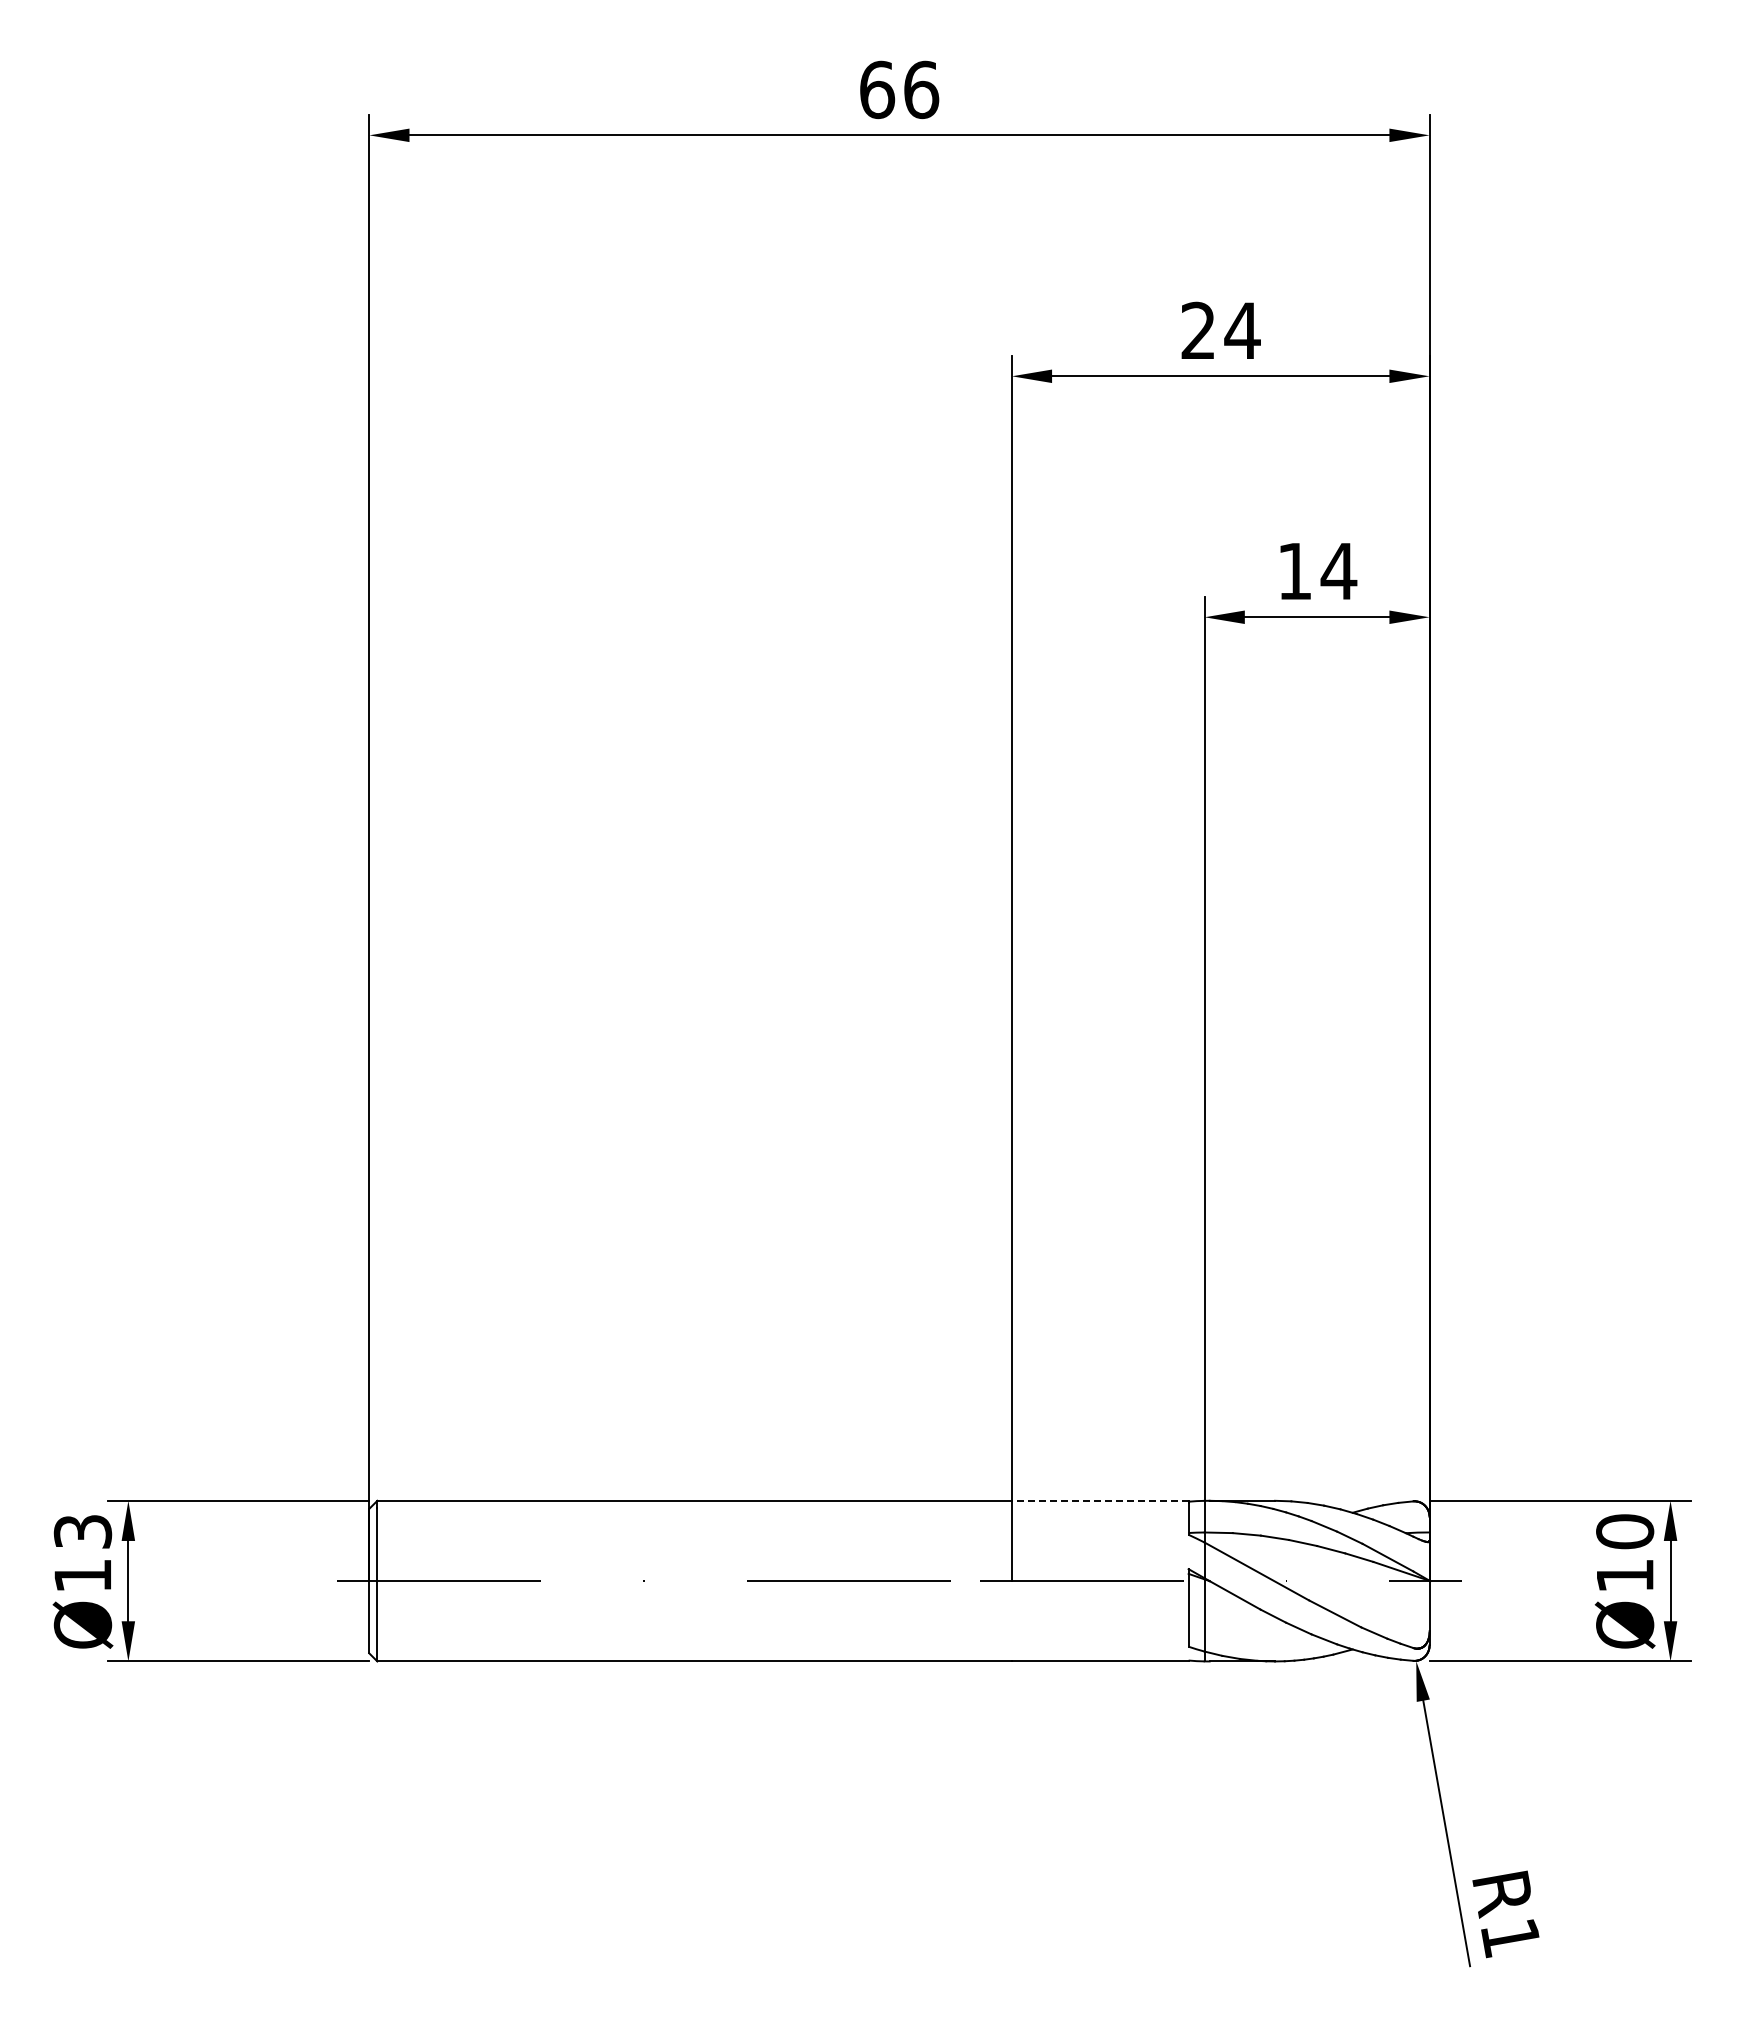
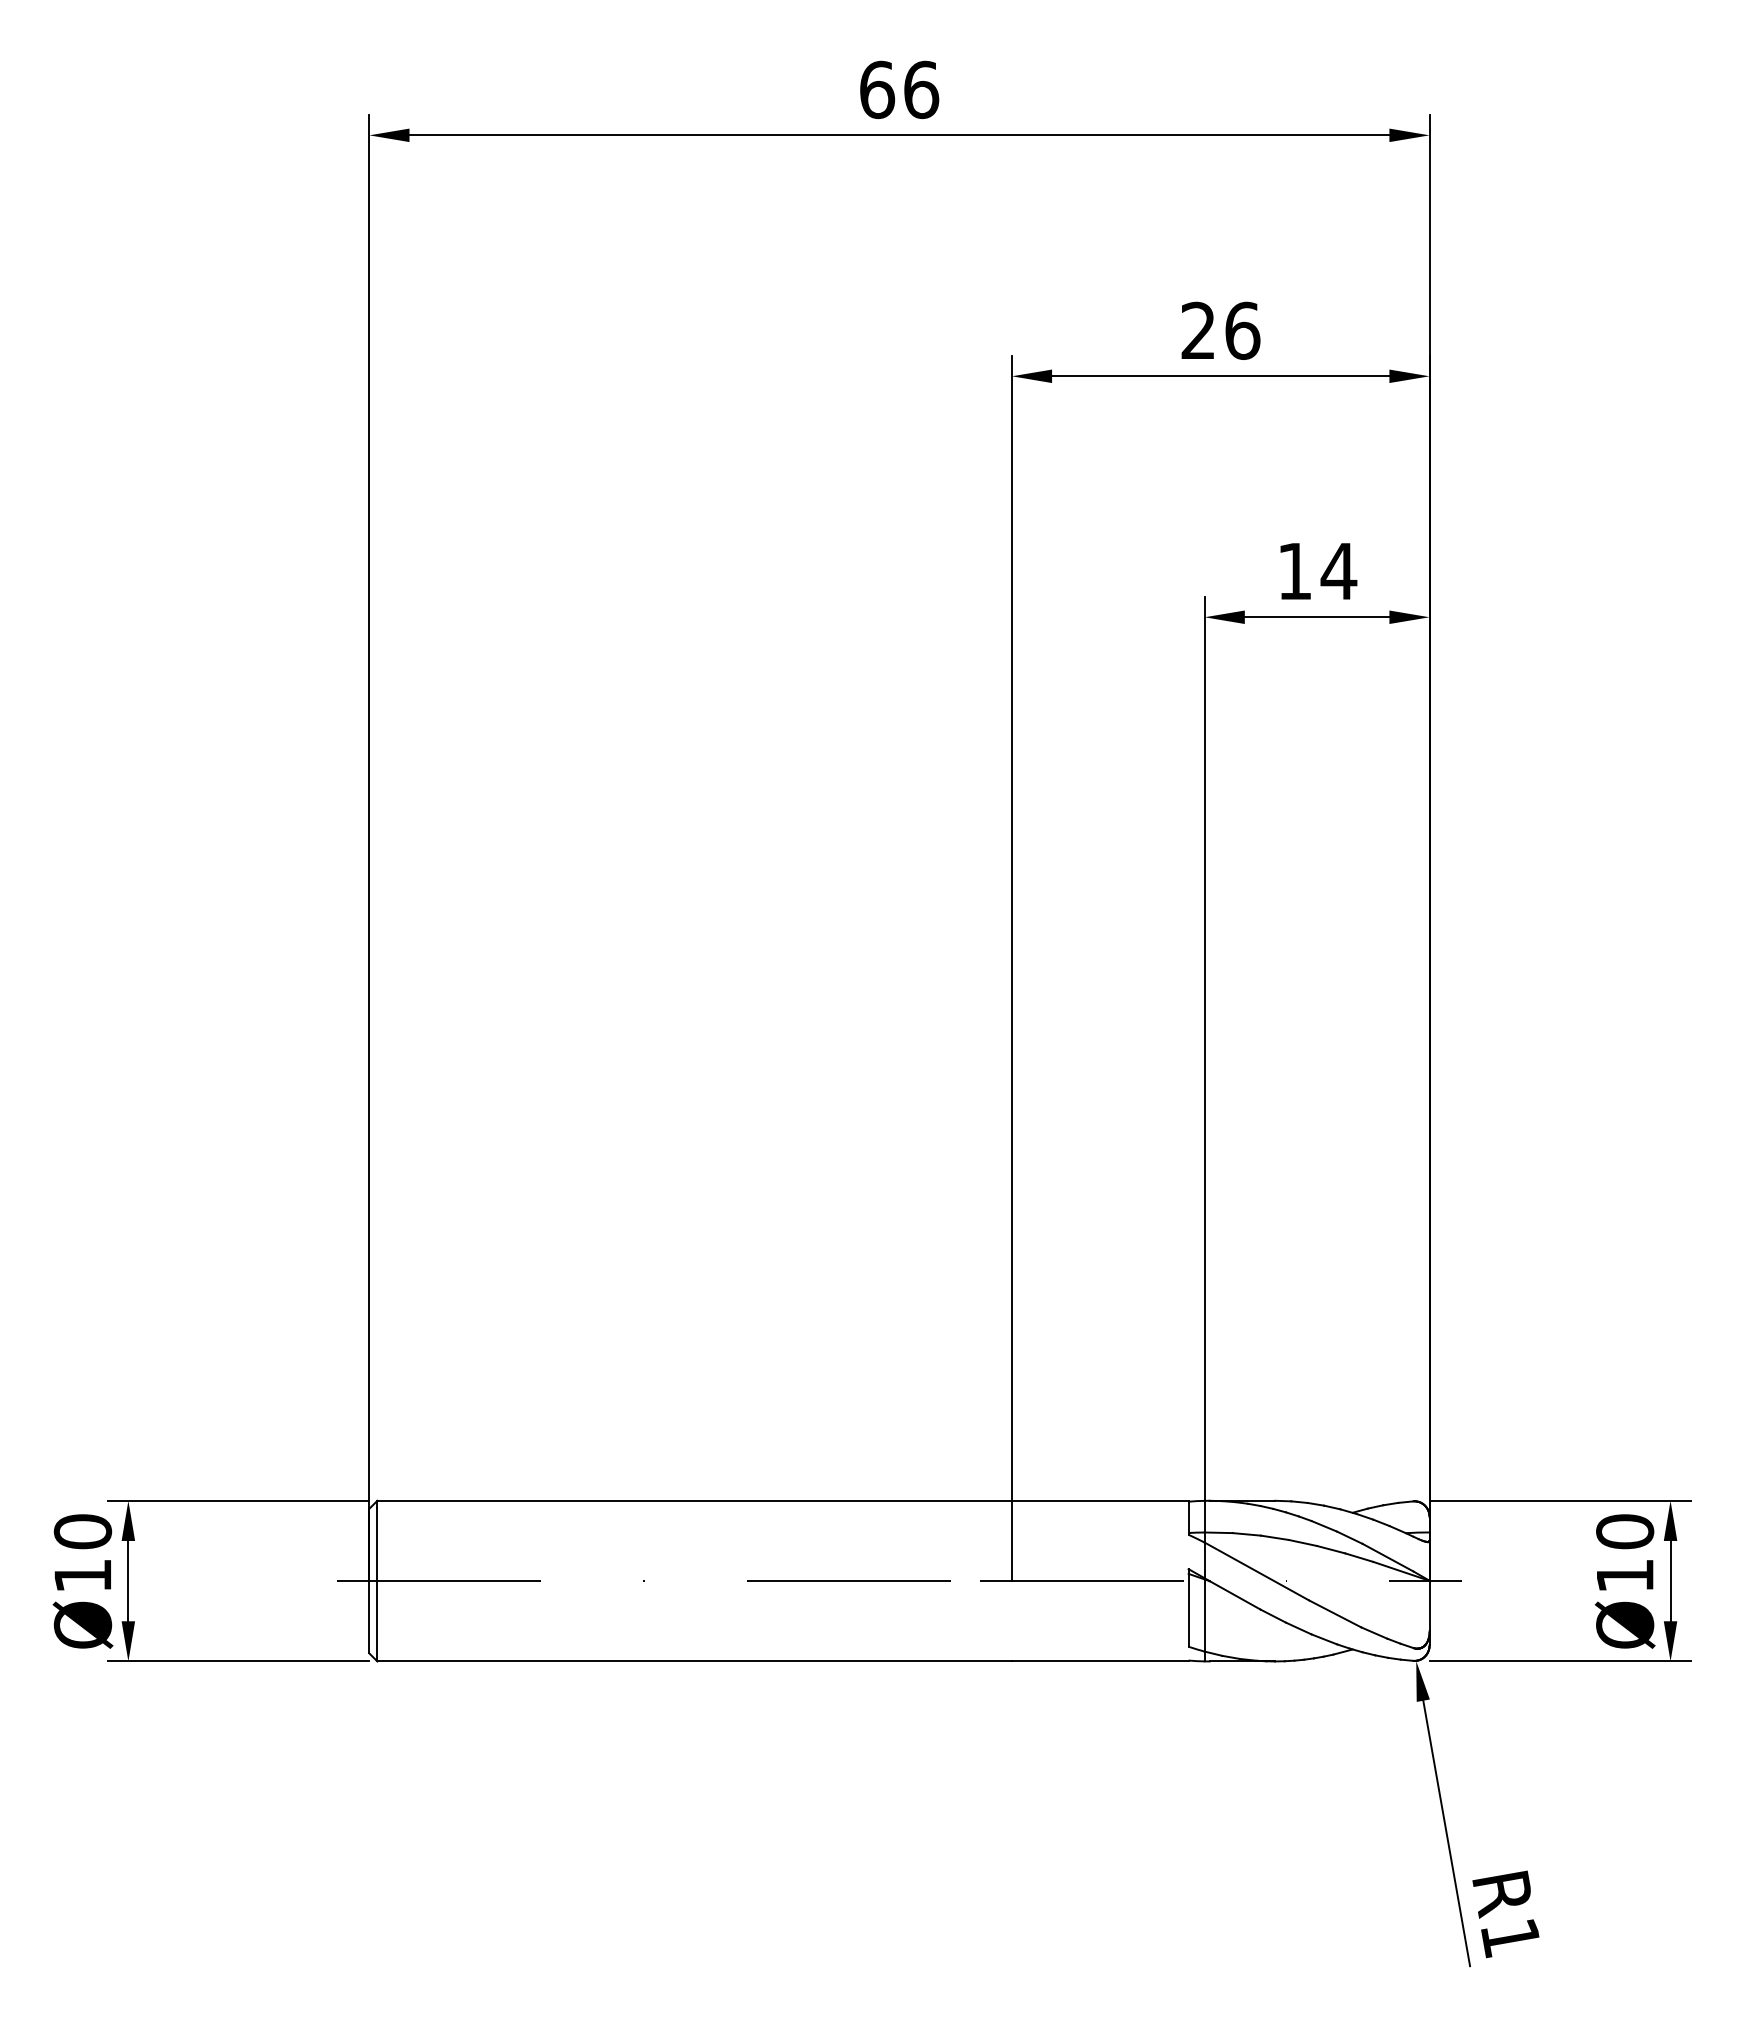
text: 24 -> 26 (1242, 330)
line: dashed -> solid (1099, 1500)
text: Ø13 -> Ø10 (82, 1531)
